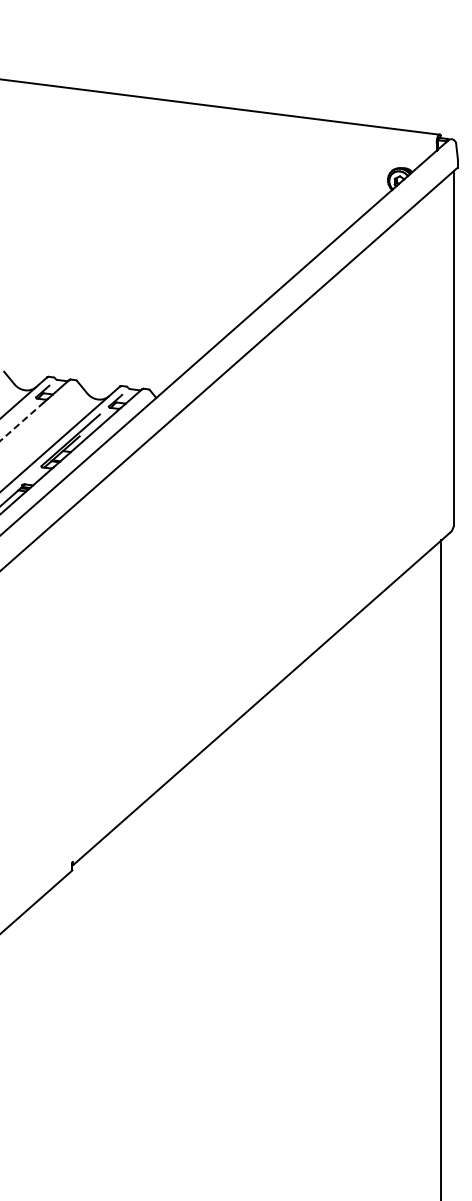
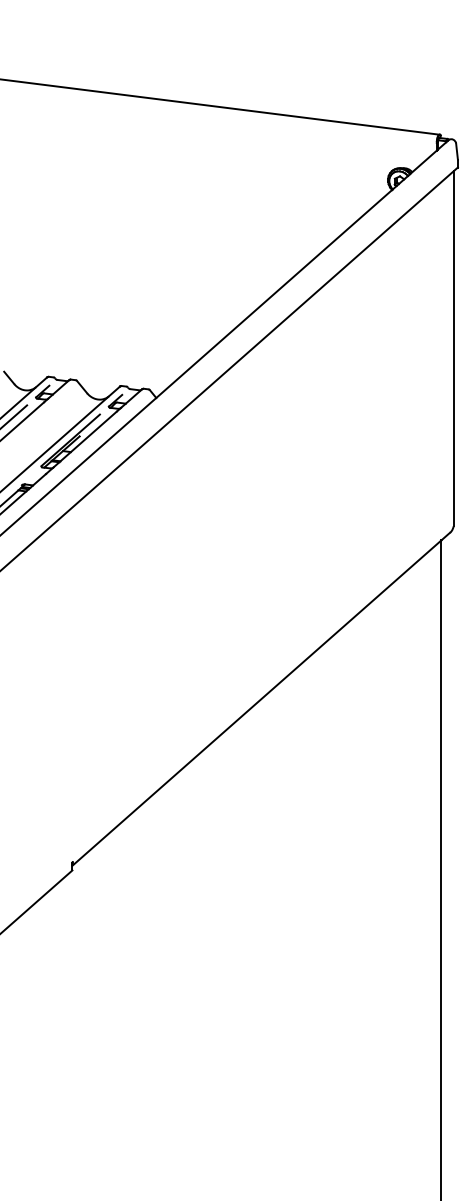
line: none -> present (14, 416)
line: dashed -> solid (21, 422)
